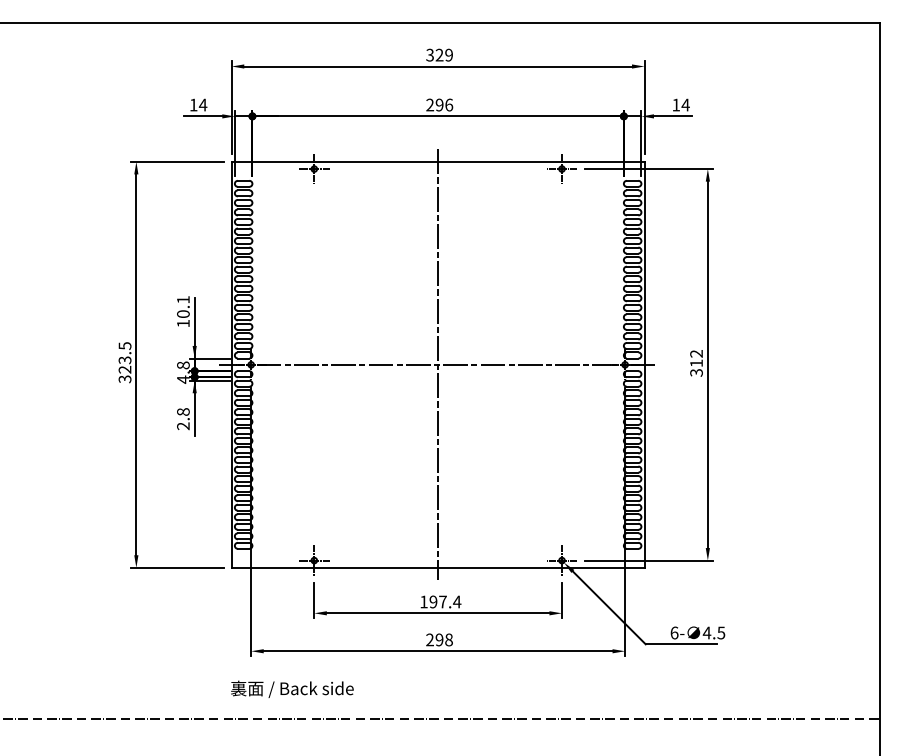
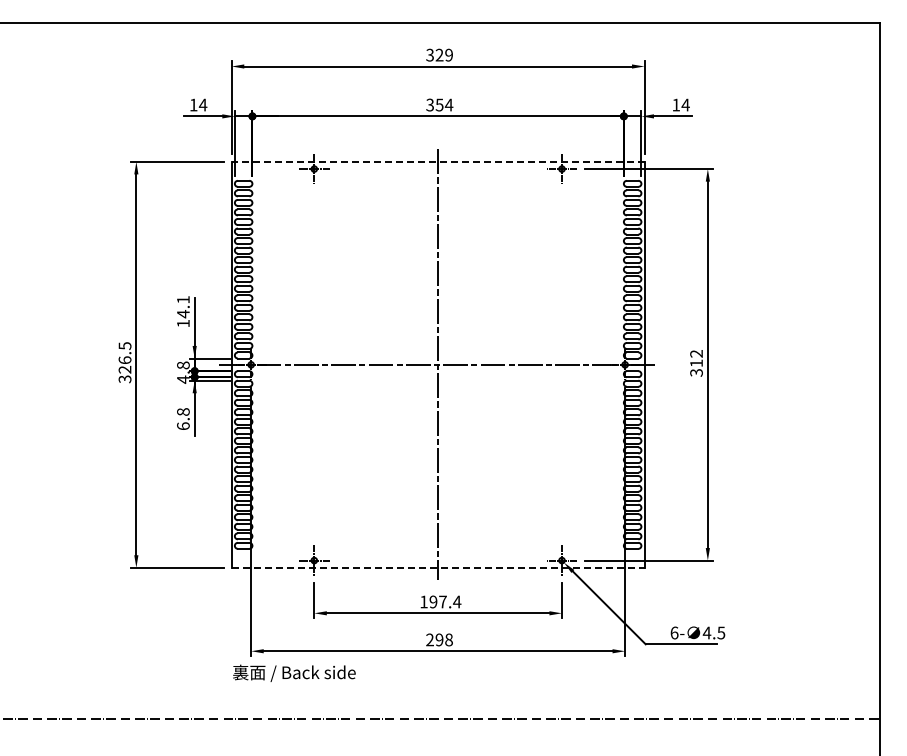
text: 296 -> 354 (439, 104)
line: solid -> dashed (437, 161)
text: 10.1 -> 14.1 (183, 314)
text: 323.5 -> 326.5 (124, 360)
text: 2.8 -> 6.8 (183, 426)
line: solid -> dashed (438, 567)
text position: (292, 688) -> (294, 672) (294, 672)
